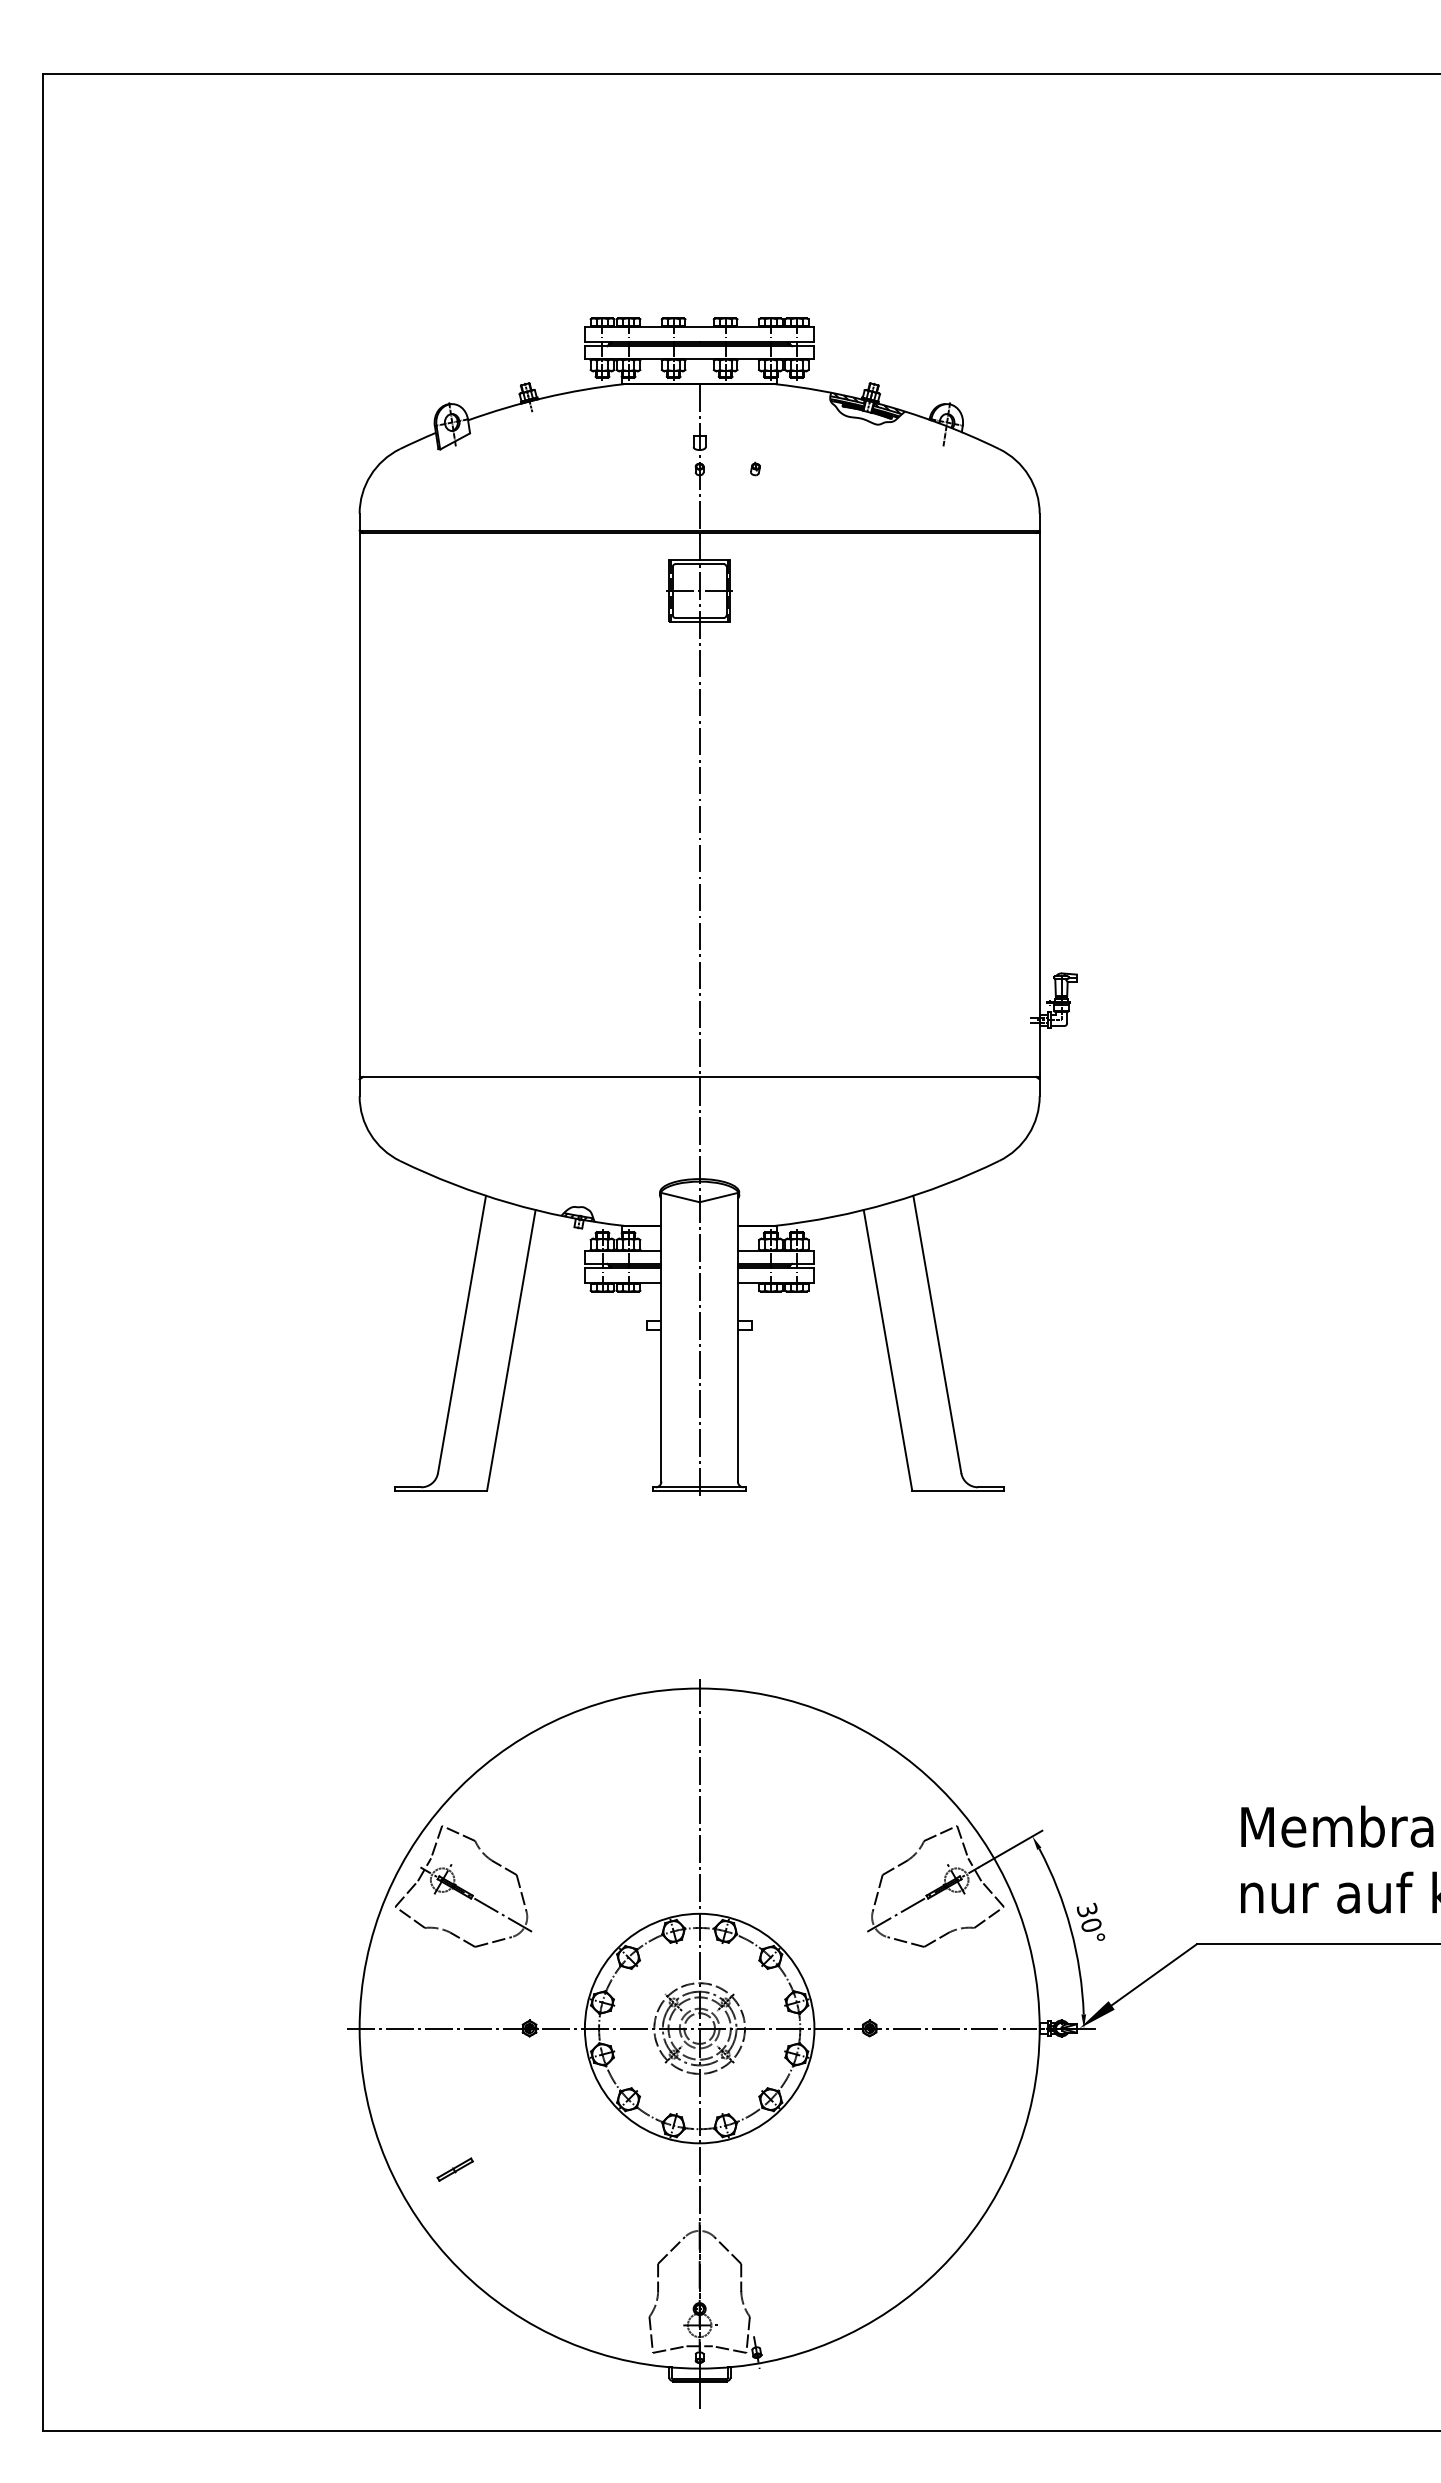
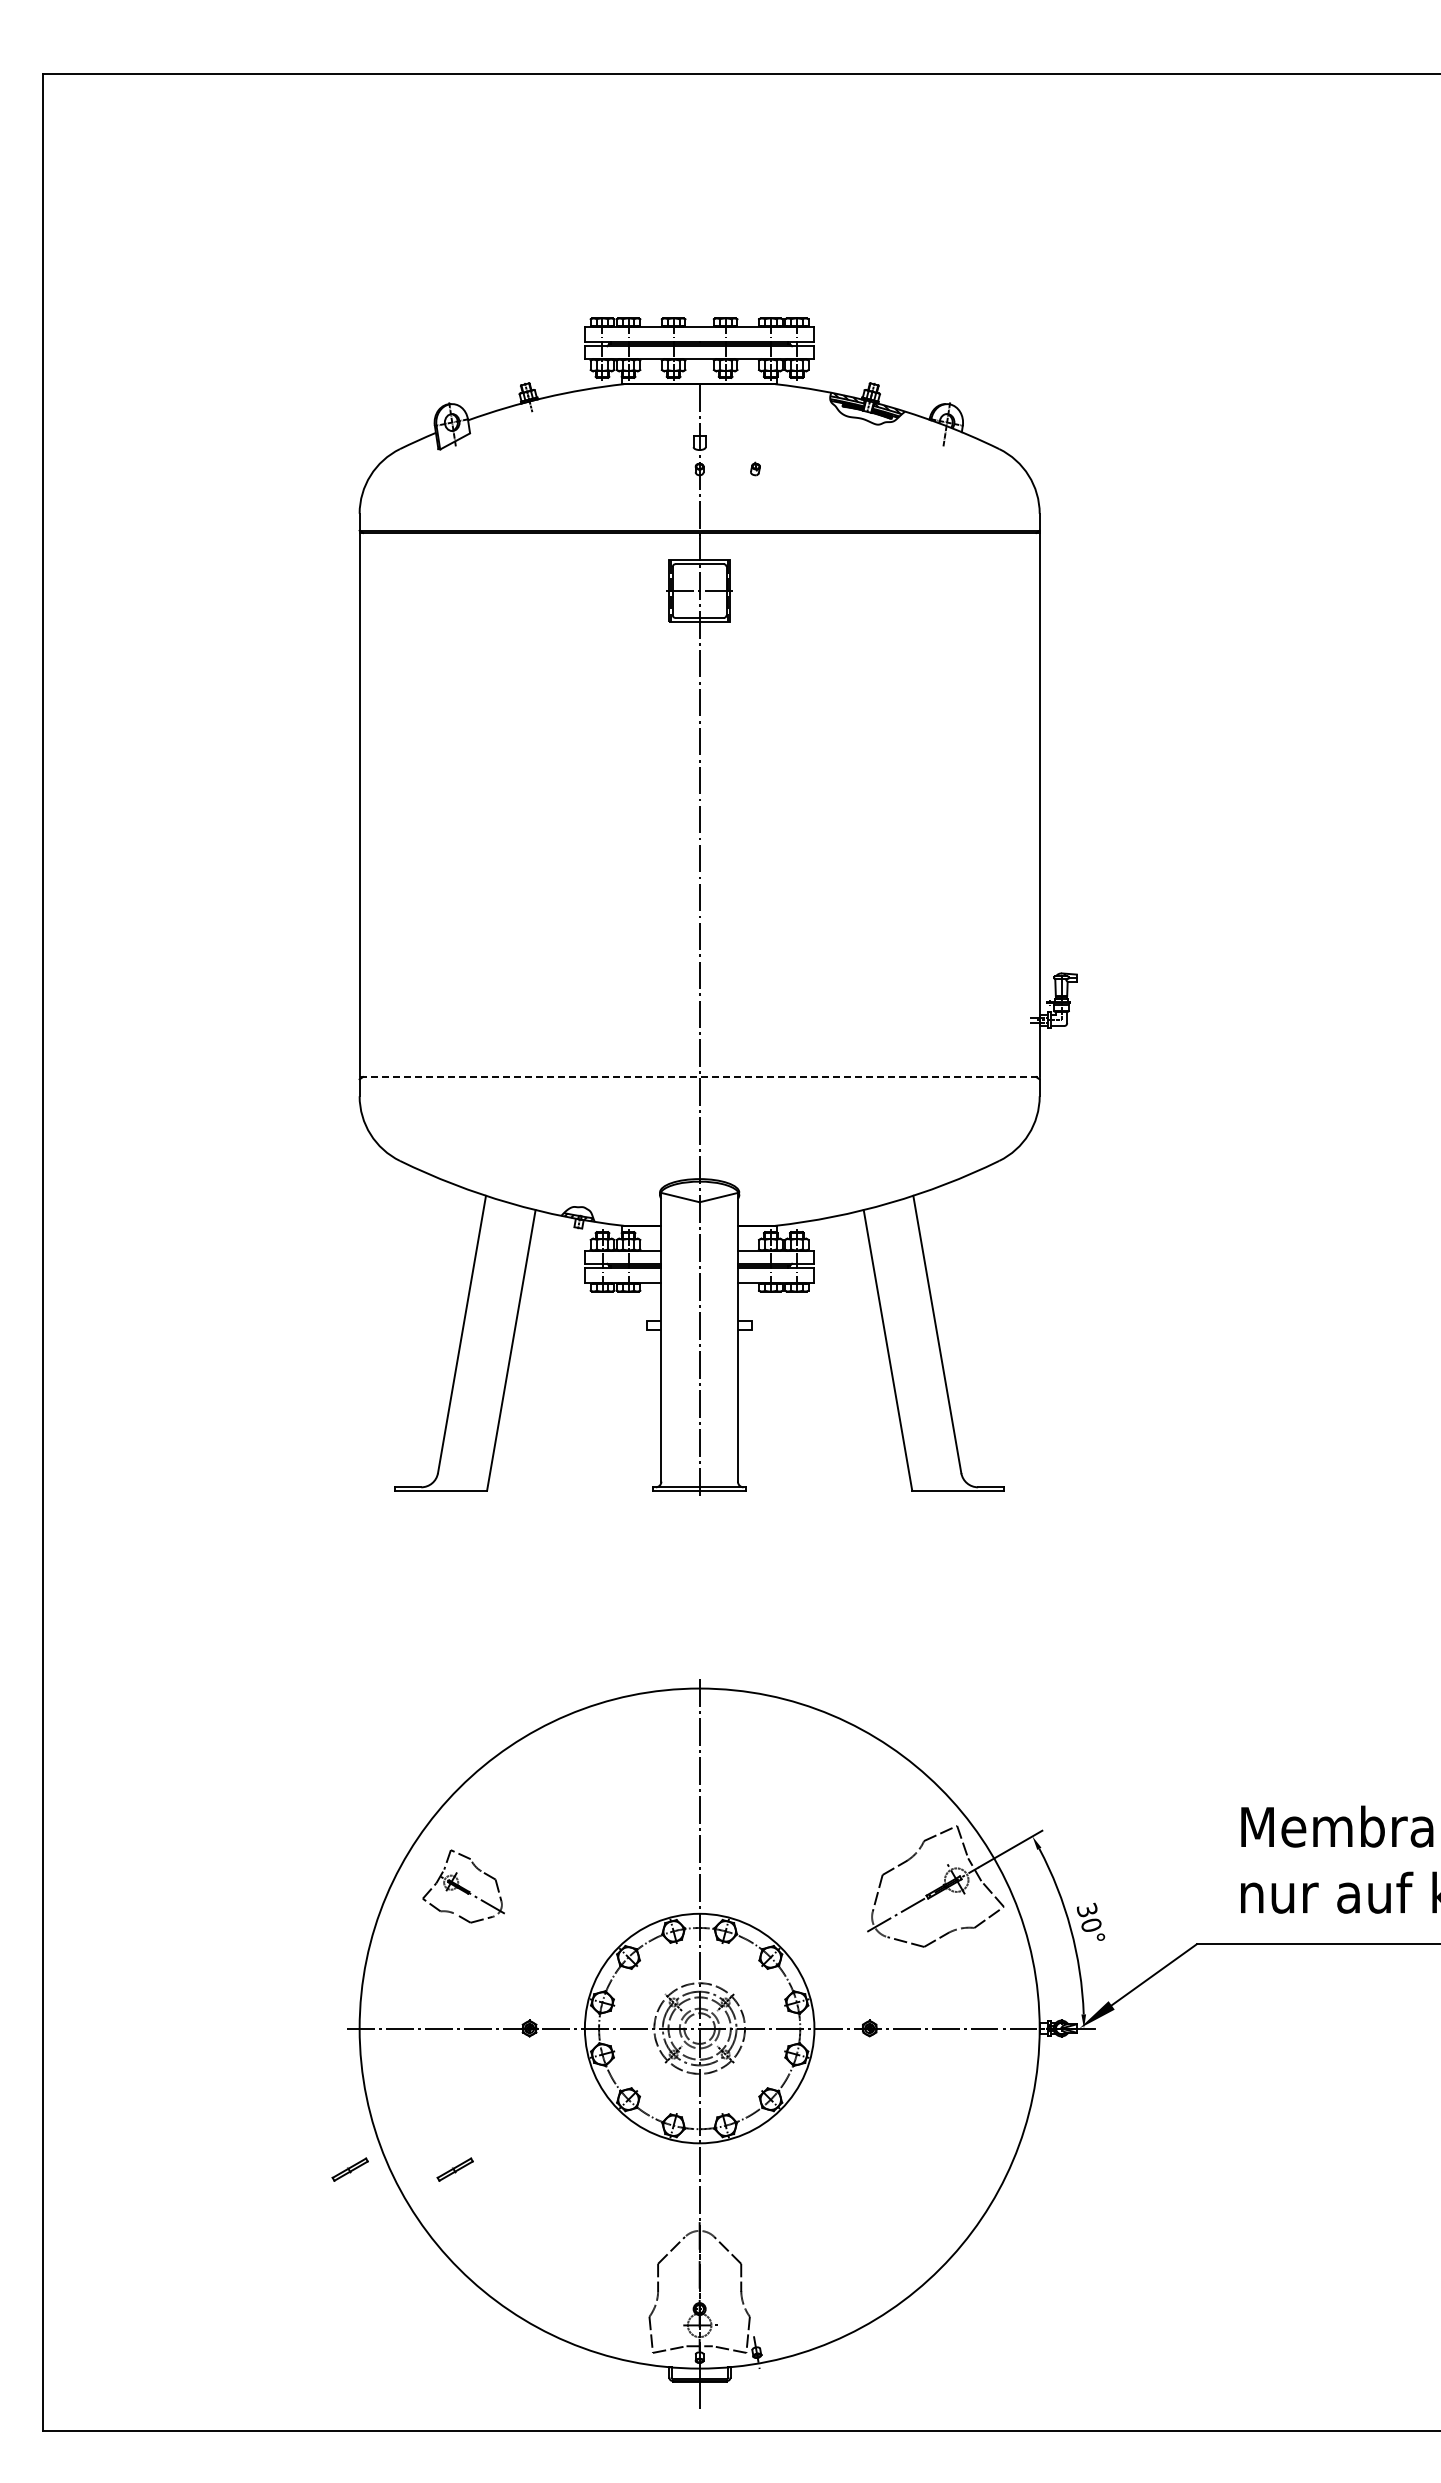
line: solid -> dashed (700, 1077)
part size: 138x123 px -> 83x75 px (463, 1886)
part: none -> present (349, 2169)
